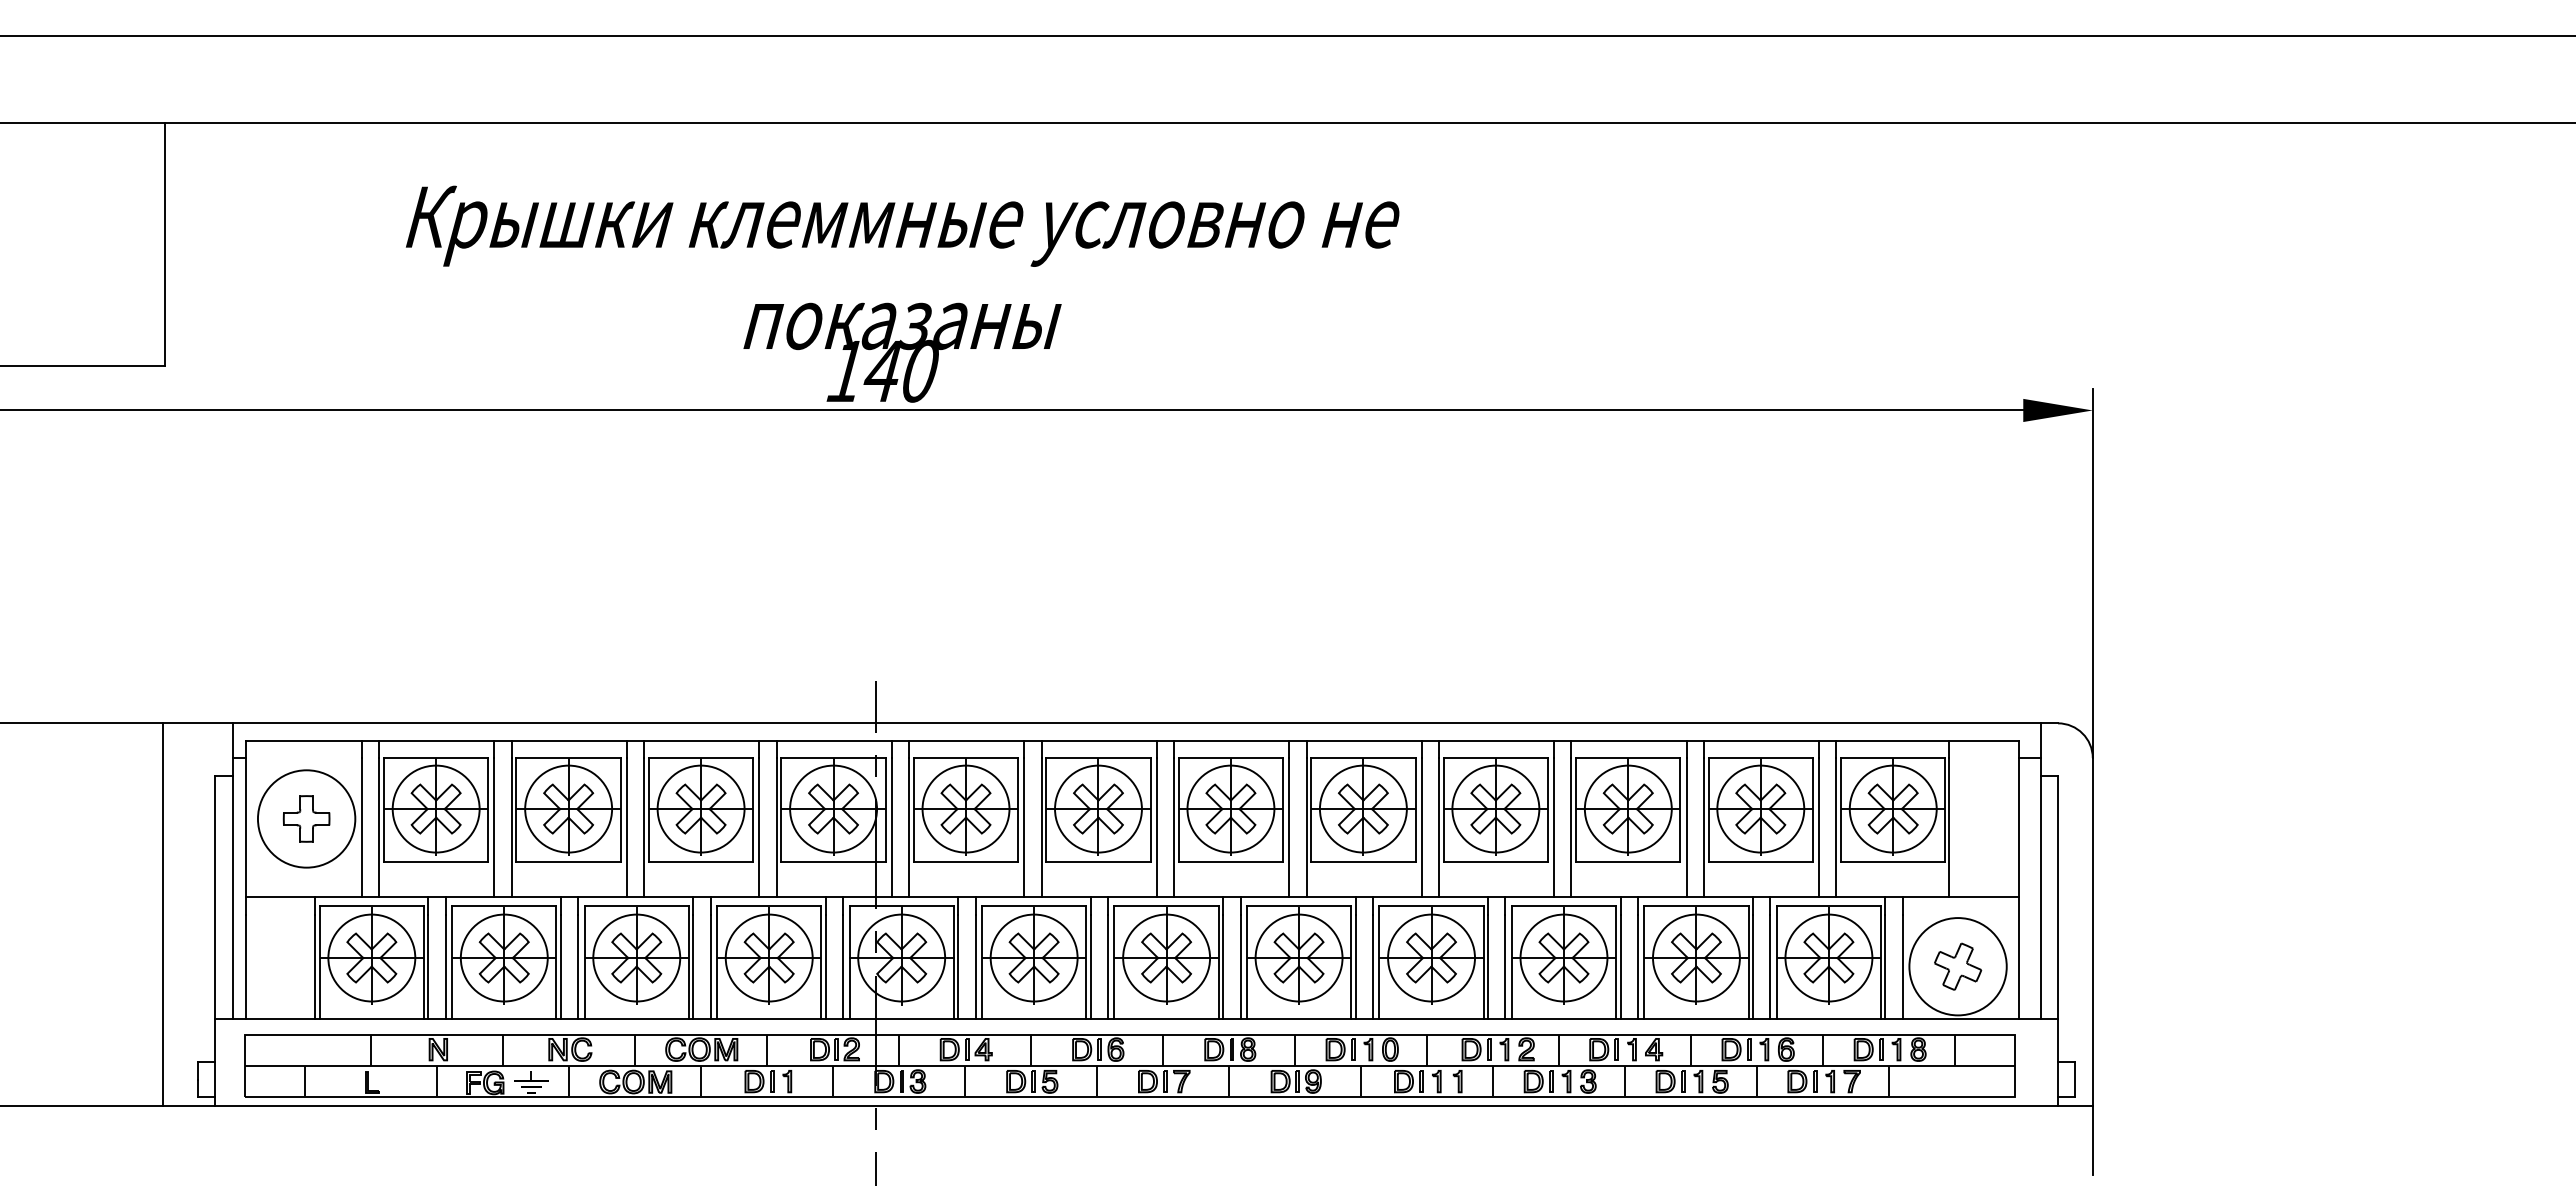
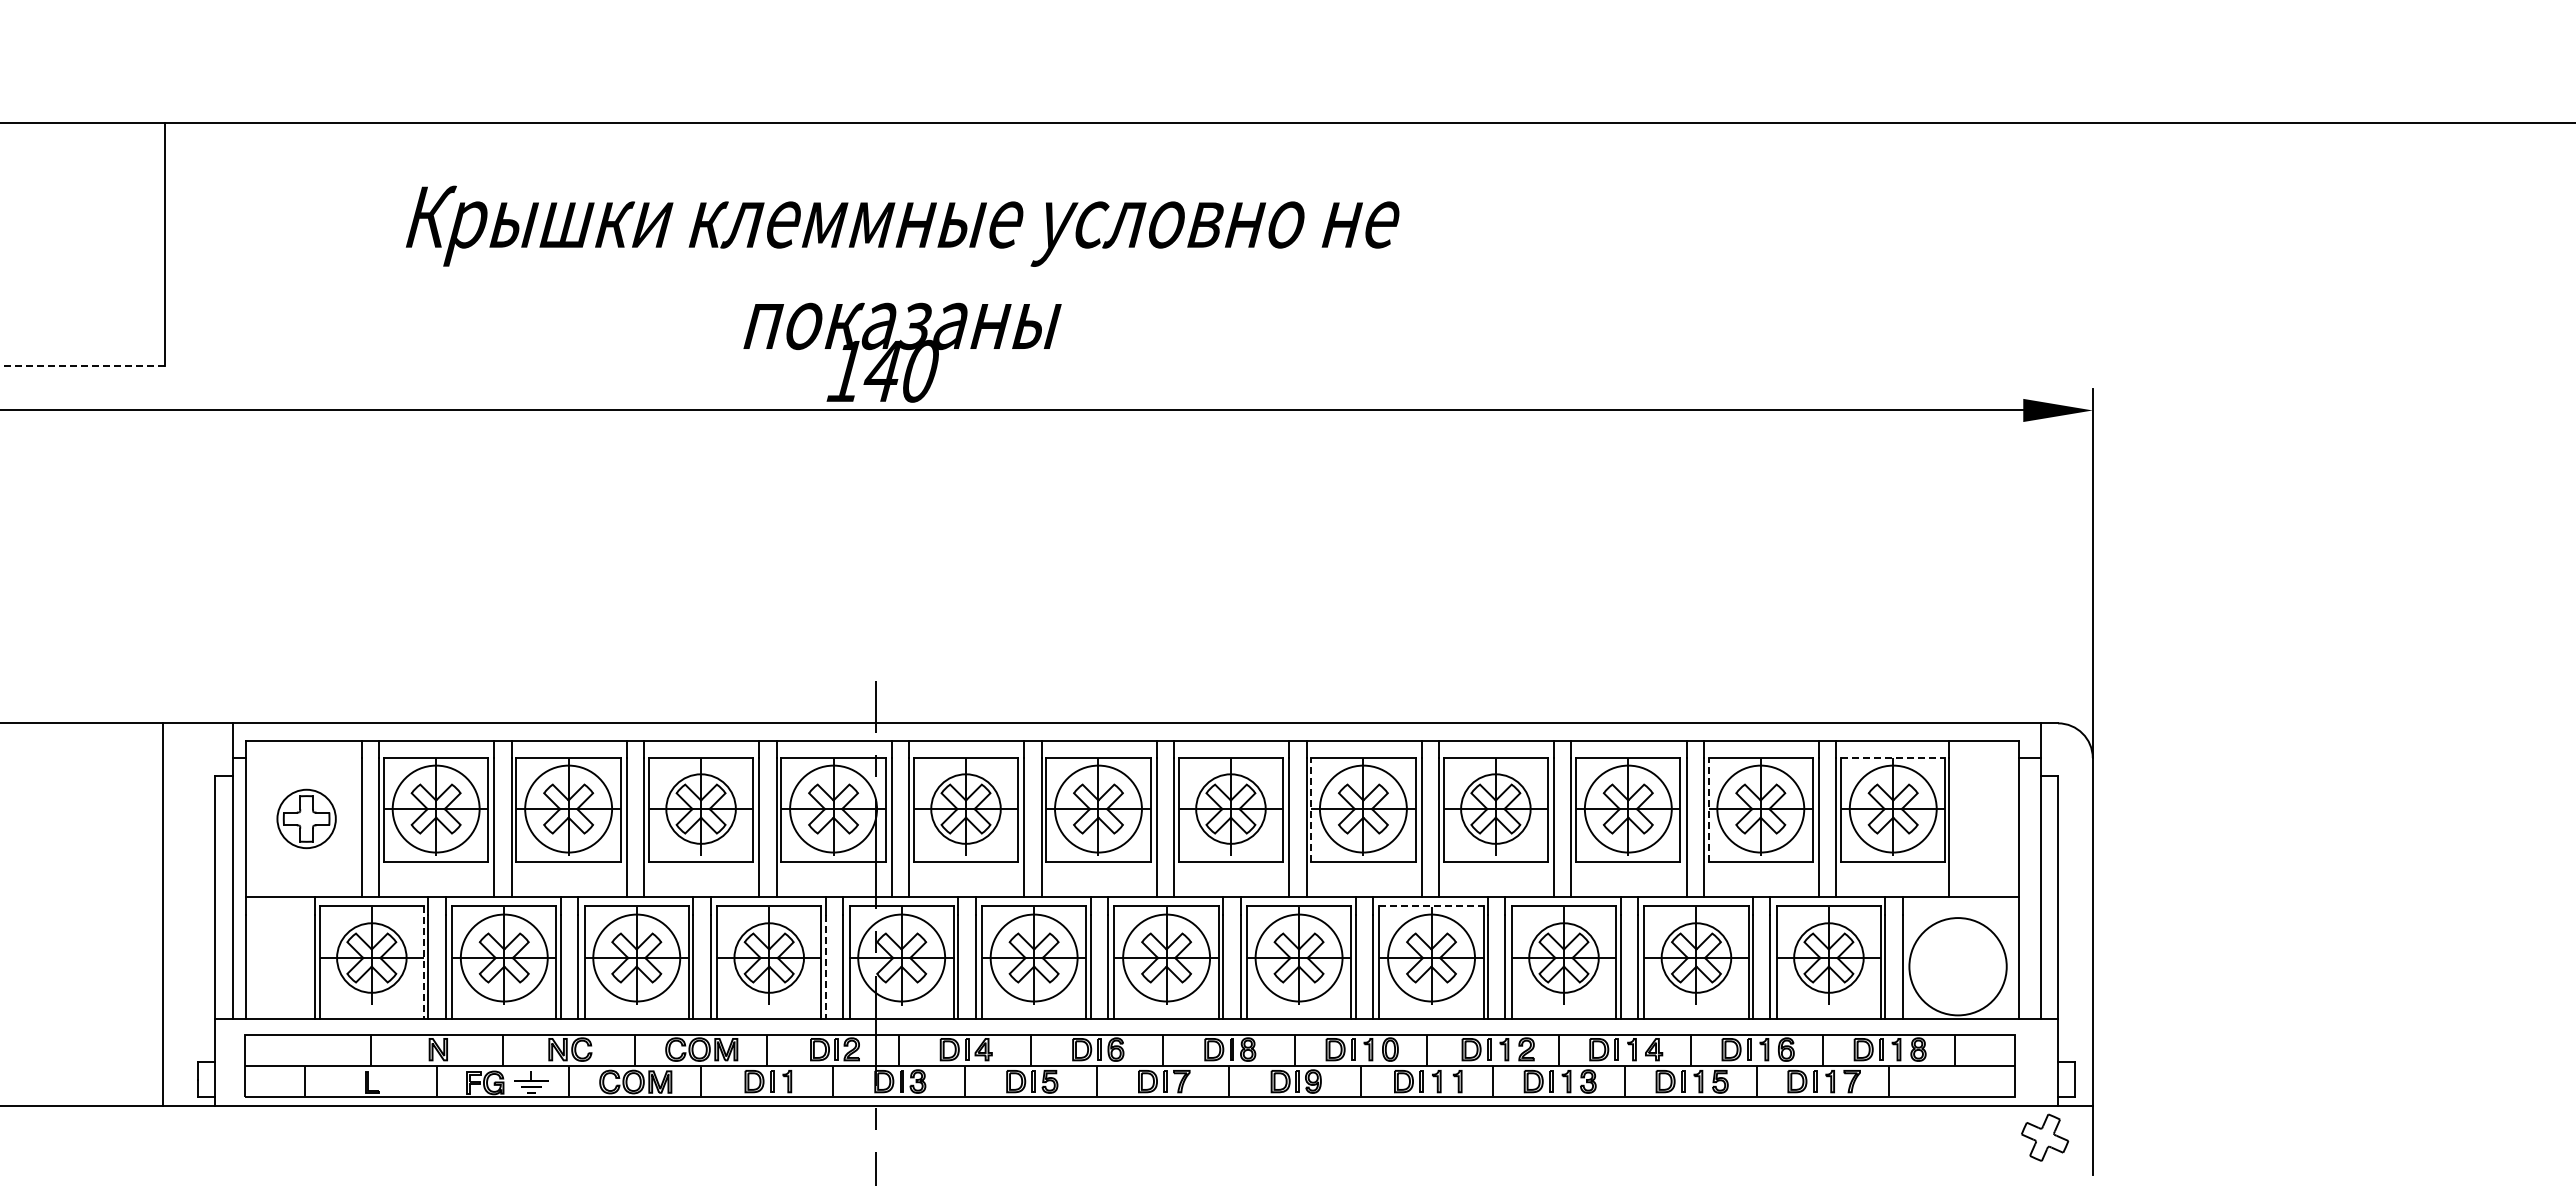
line: present -> none (1287, 35)
line: solid -> dashed (83, 366)
line: solid -> dashed (1893, 758)
circle diameter: 87 px -> 70 px (700, 808)
circle diameter: 87 px -> 70 px (965, 808)
circle diameter: 87 px -> 70 px (1230, 808)
circle diameter: 87 px -> 70 px (1495, 808)
line: solid -> dashed (1311, 809)
line: solid -> dashed (1708, 809)
circle diameter: 97 px -> 58 px (306, 818)
line: solid -> dashed (1432, 905)
circle diameter: 87 px -> 70 px (371, 957)
circle diameter: 87 px -> 70 px (768, 957)
circle diameter: 87 px -> 70 px (1563, 957)
circle diameter: 87 px -> 70 px (1696, 957)
circle diameter: 87 px -> 70 px (1828, 957)
line: solid -> dashed (423, 962)
part position: (1958, 966) -> (2045, 1137) (2045, 1137)
line: solid -> dashed (825, 967)
